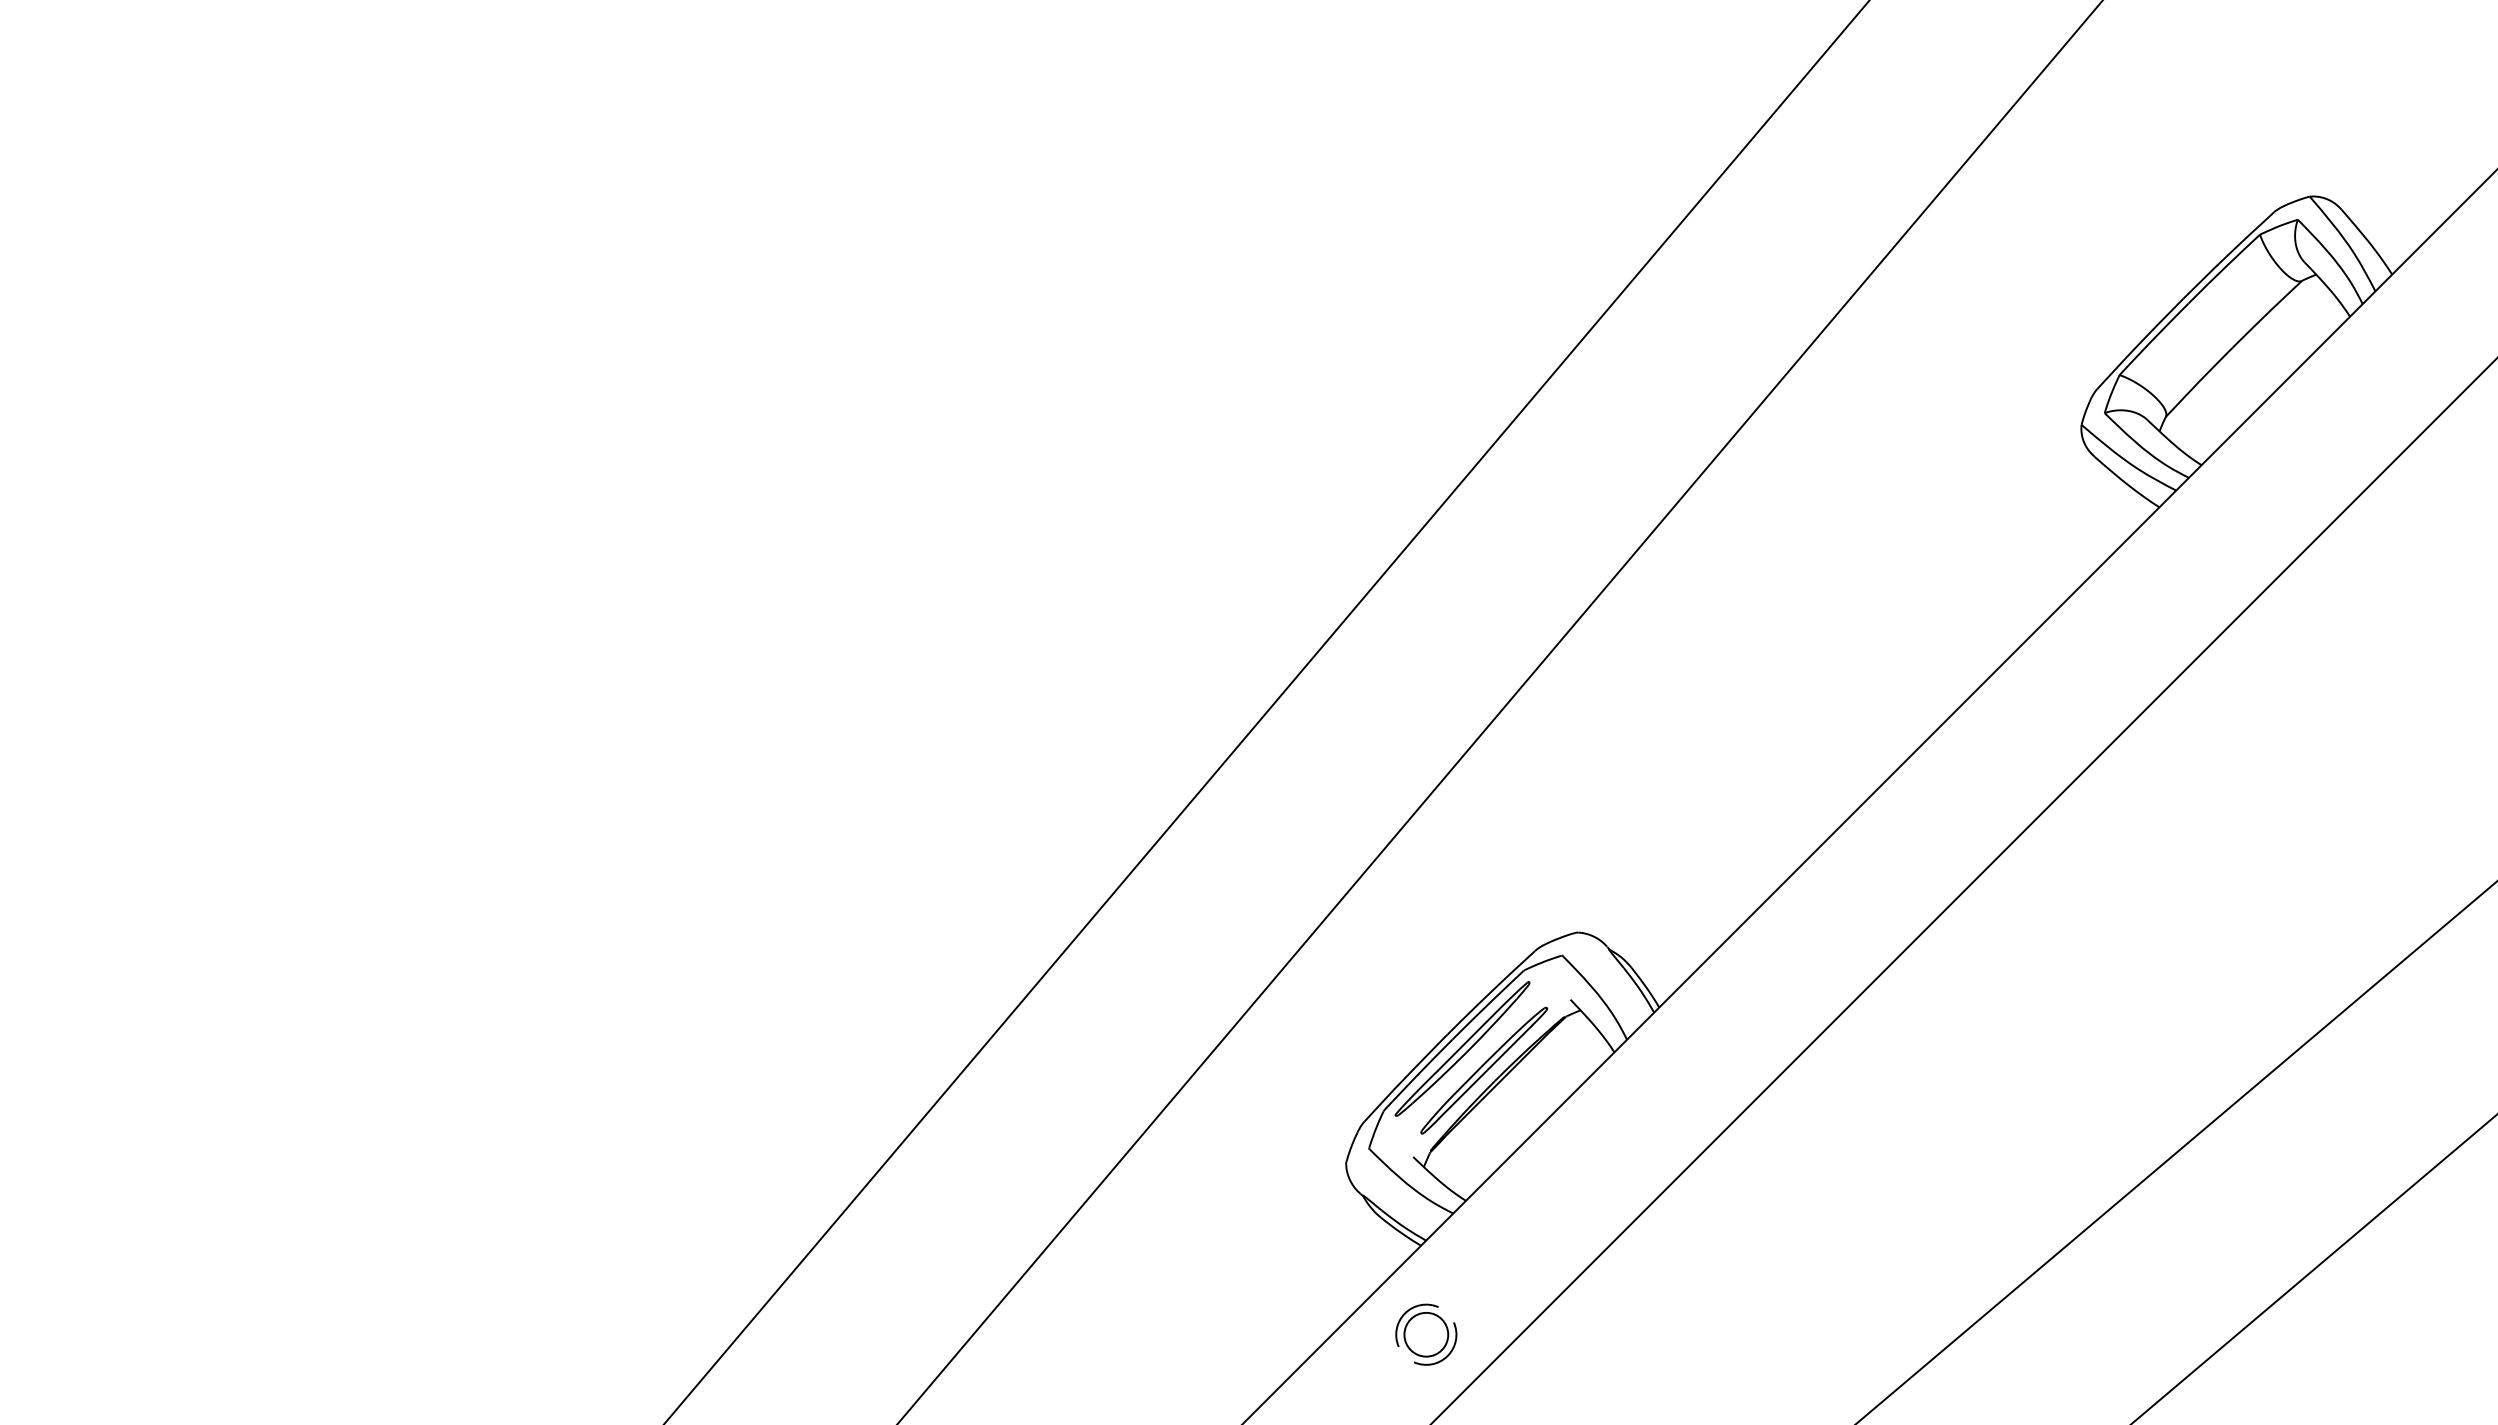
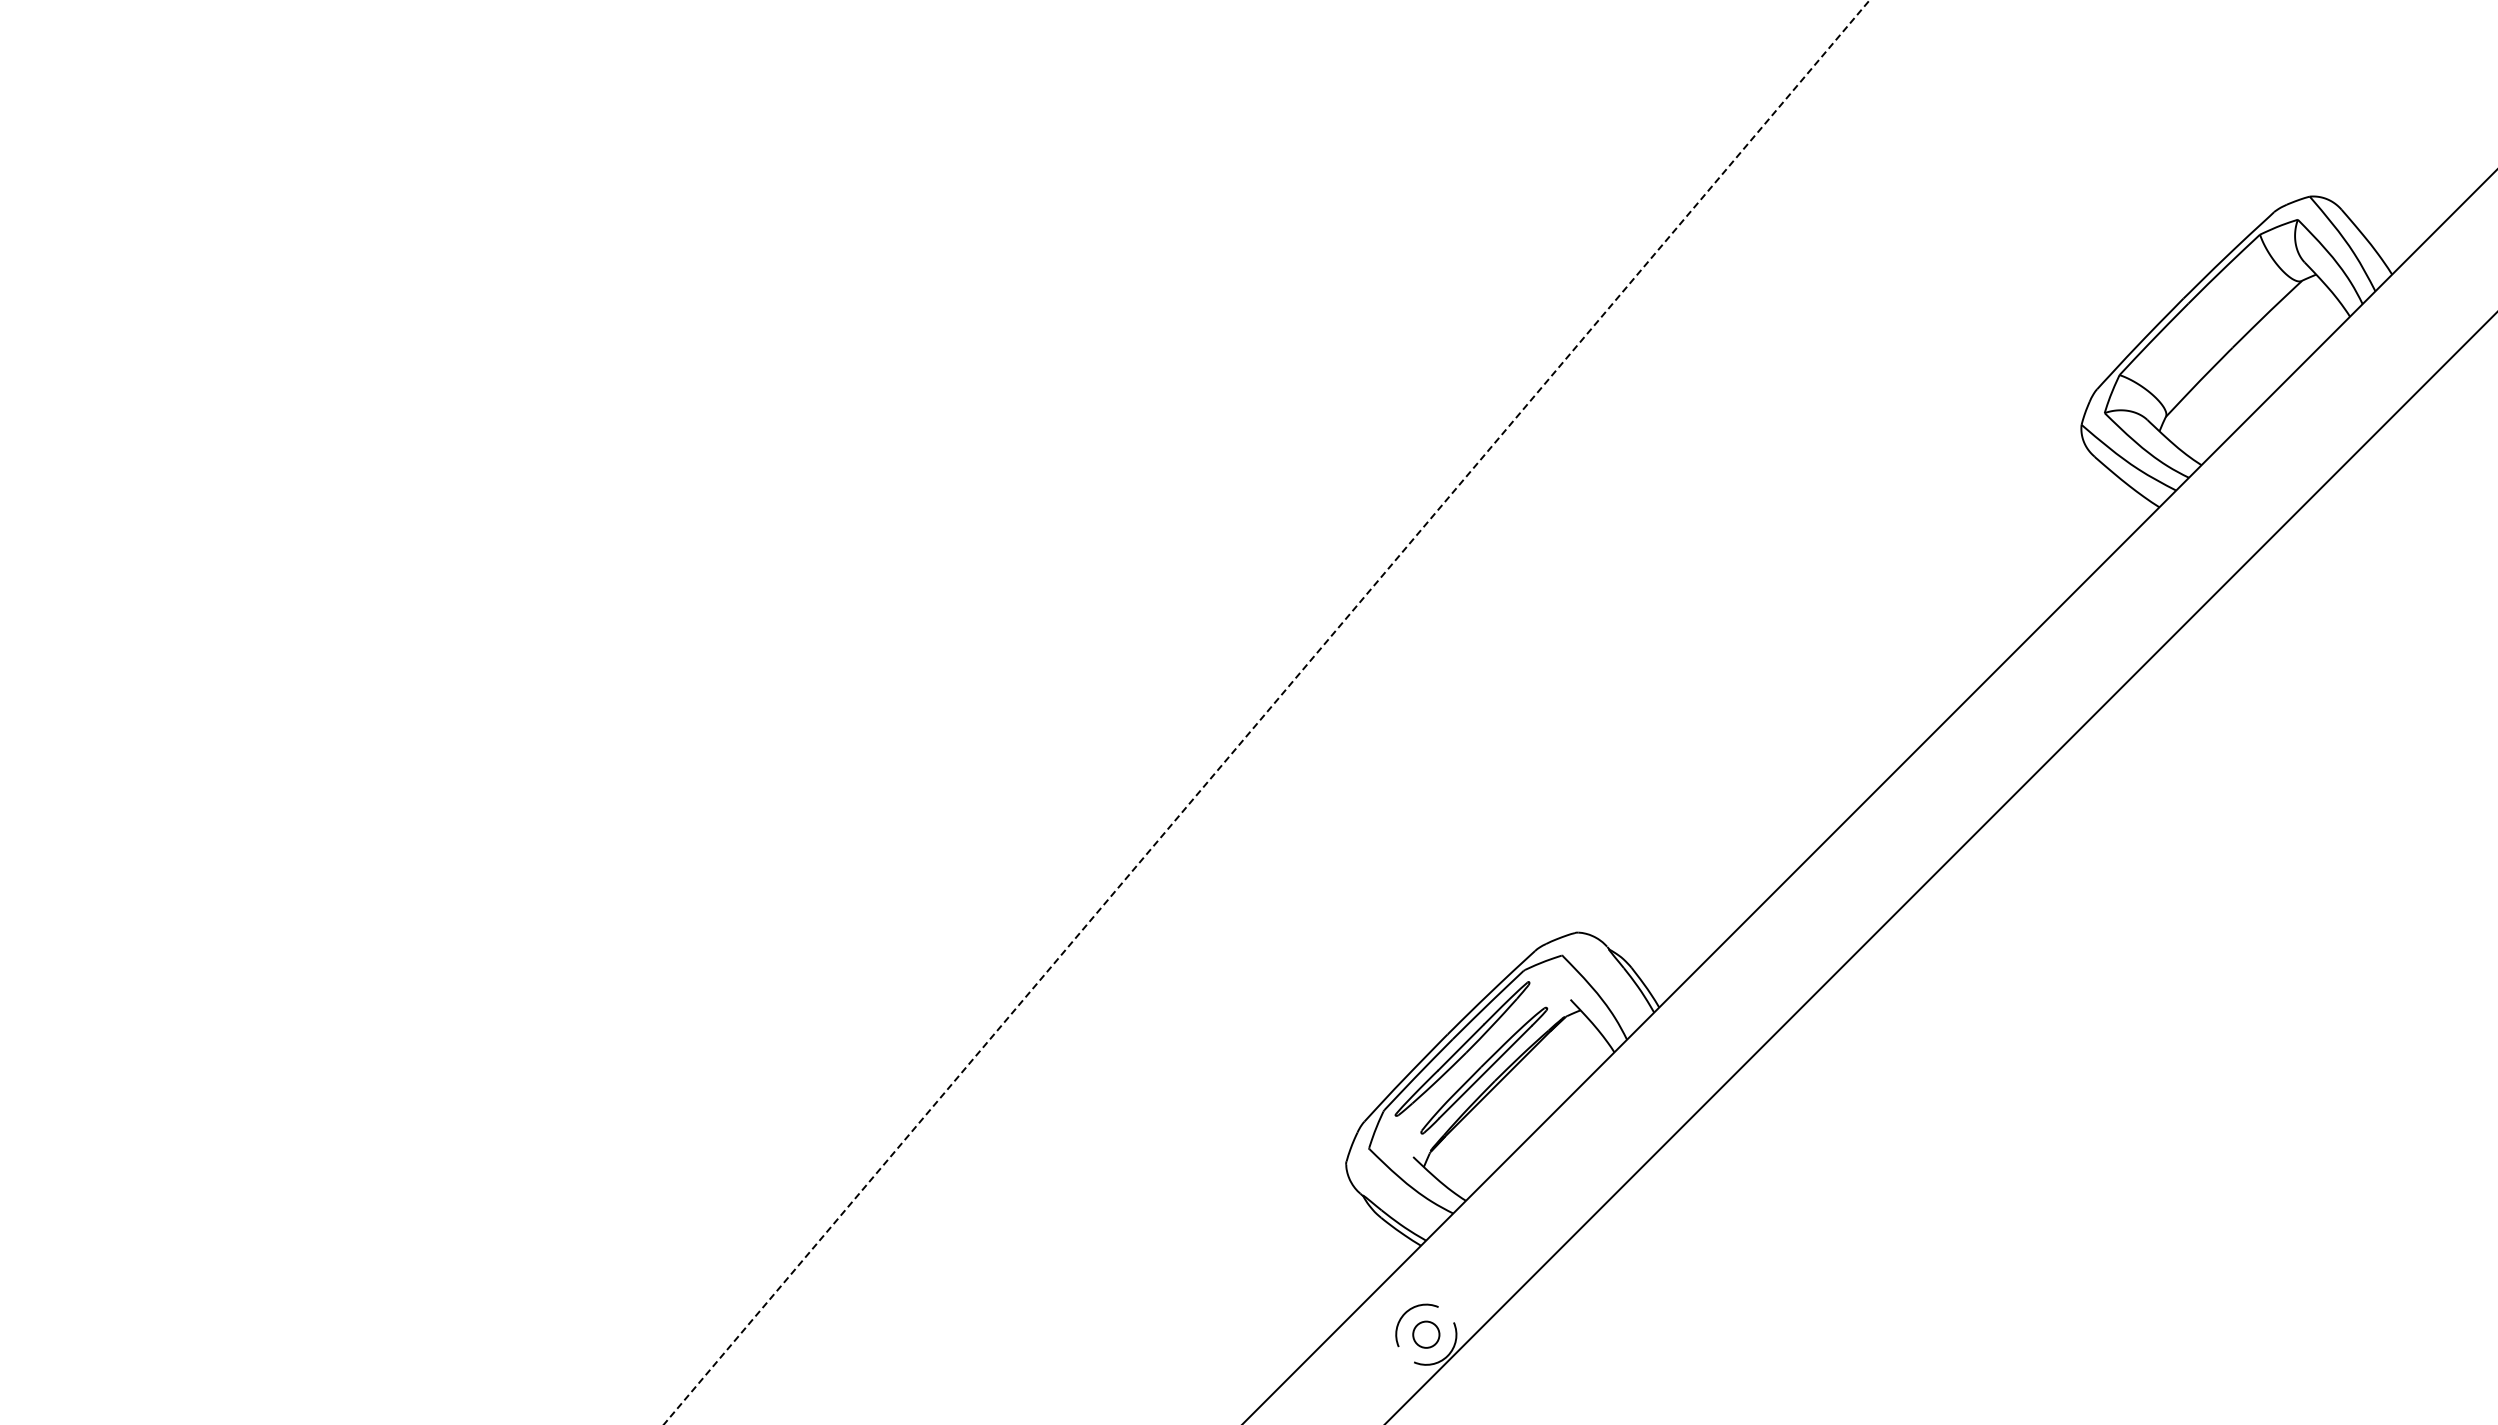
line: present -> none (1500, 711)
line: solid -> dashed (1266, 712)
line position: (1963, 890) -> (1940, 867) (1940, 867)
line: present -> none (2176, 1152)
line: present -> none (2314, 1268)
circle diameter: 44 px -> 26 px (1426, 1334)
